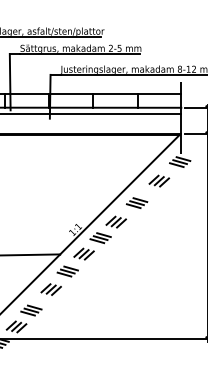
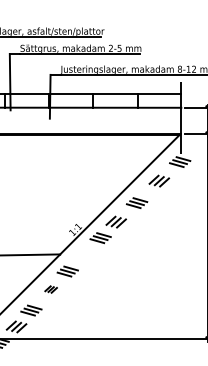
line: present -> none (91, 113)
part: present -> none (83, 253)
part size: 22x13 px -> 14x9 px (50, 289)
